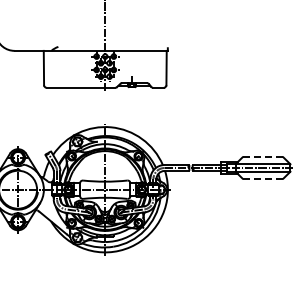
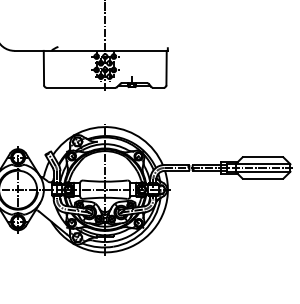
line: dashed -> solid (263, 157)
line: dashed -> solid (263, 178)
